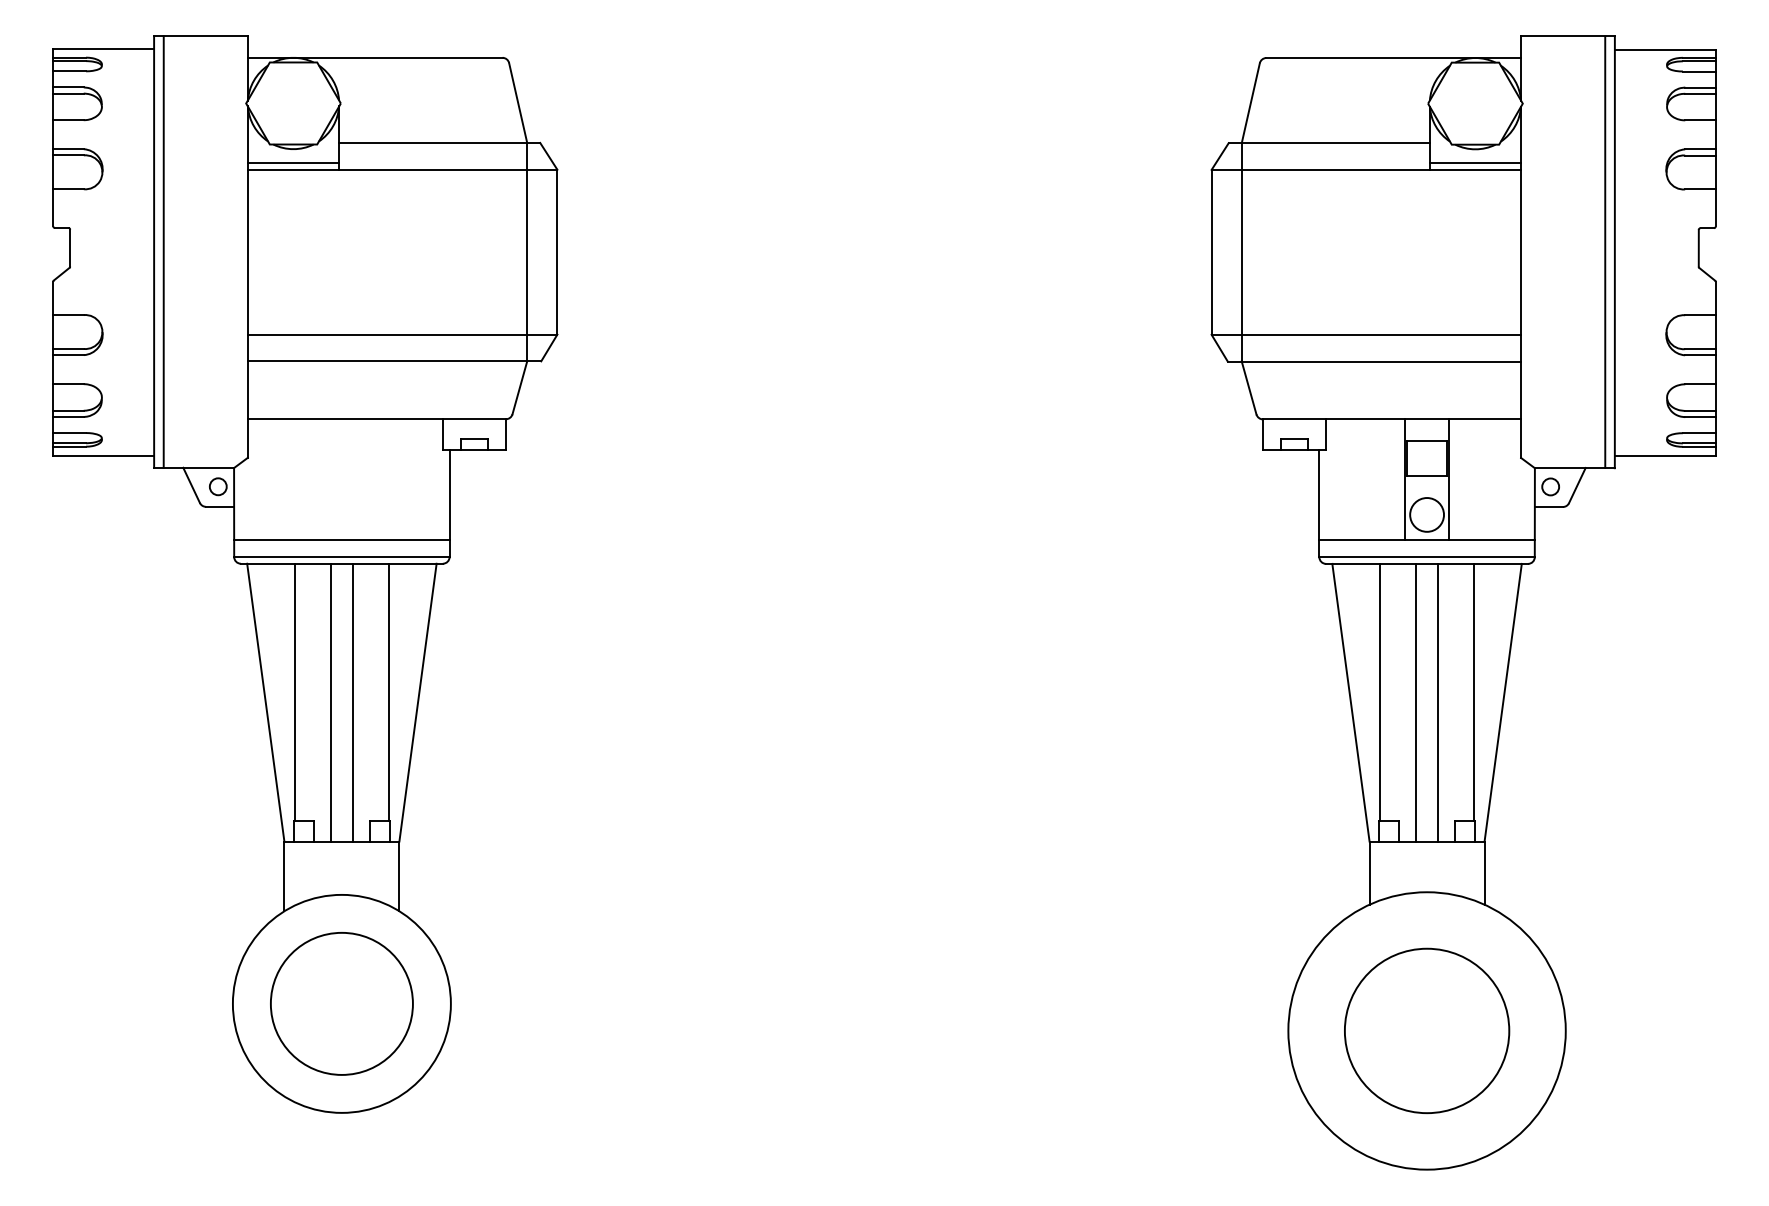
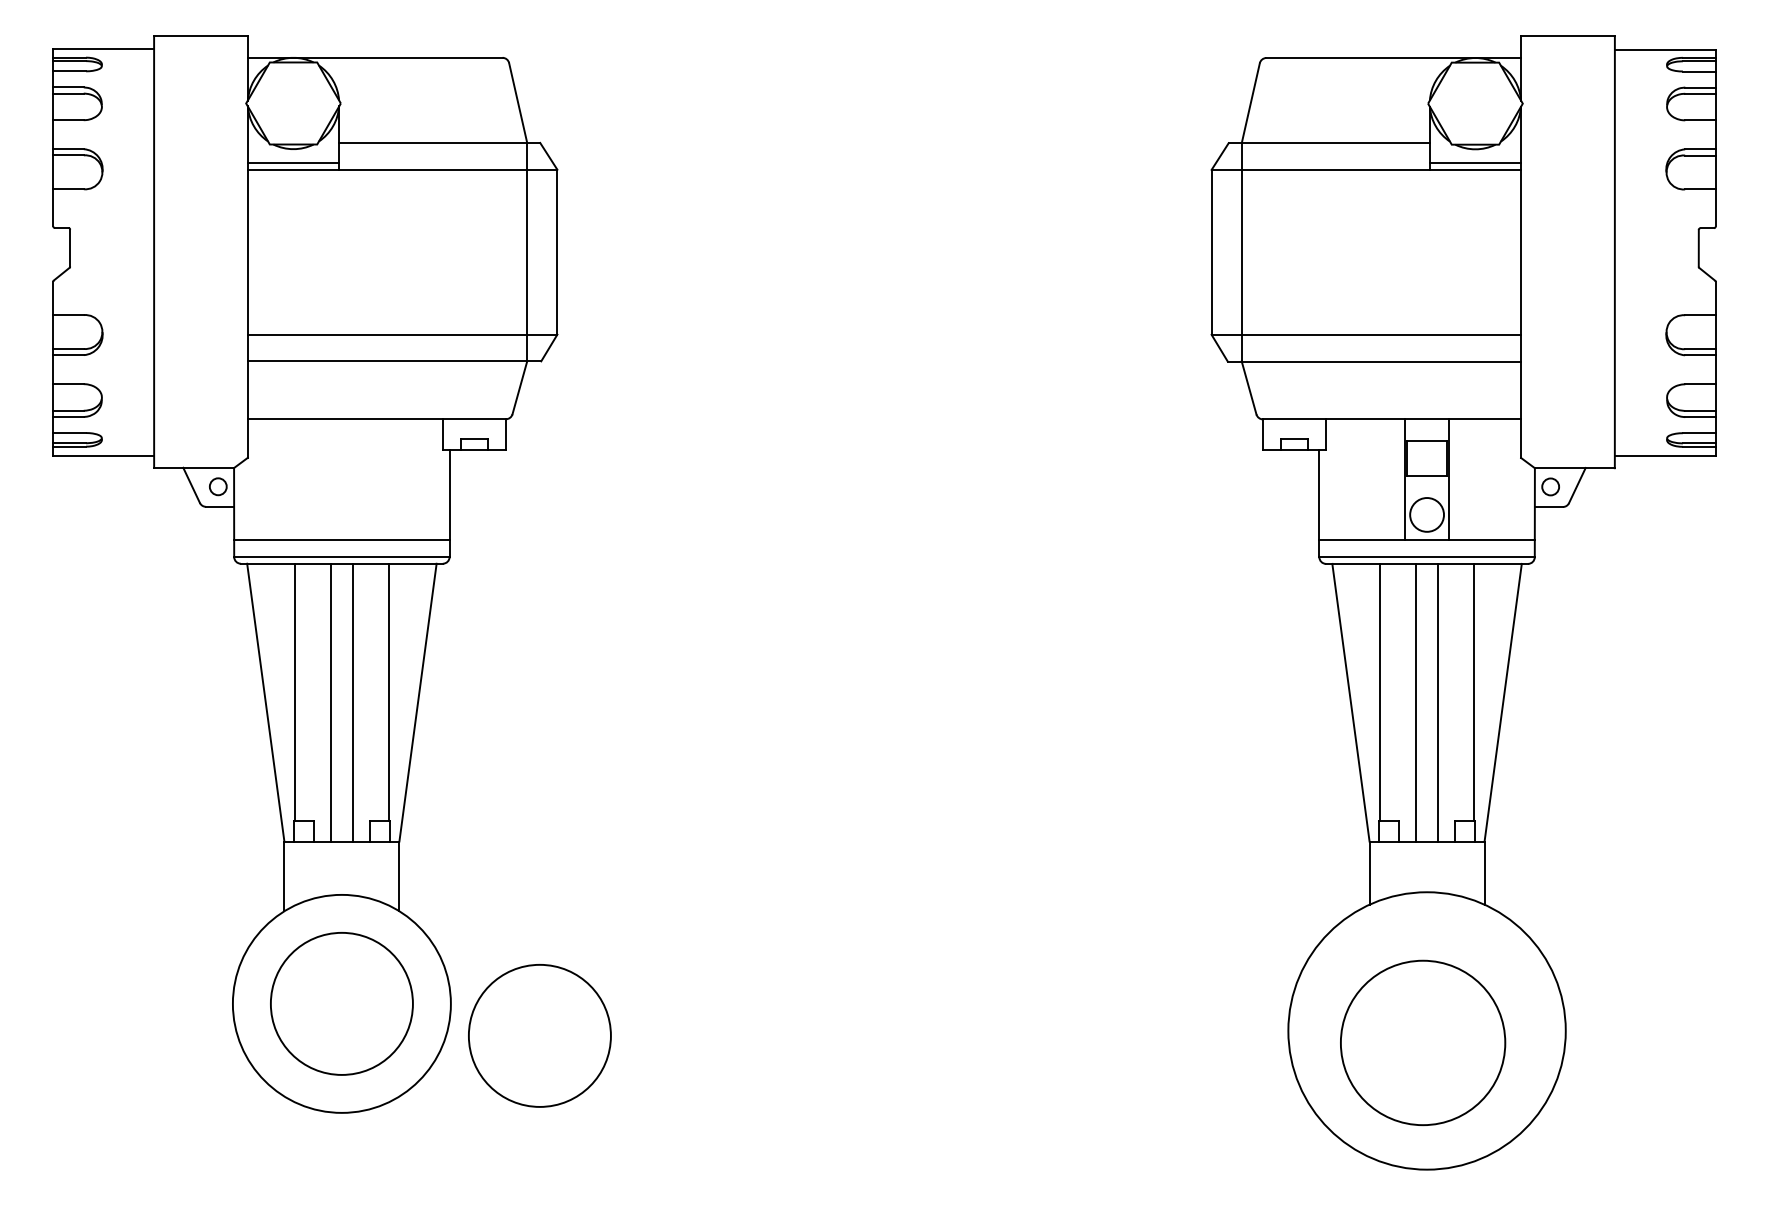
line: present -> none (163, 251)
line: present -> none (1605, 252)
circle position: (1427, 1030) -> (1423, 1042) (1423, 1042)
circle: none -> present (539, 1035)
